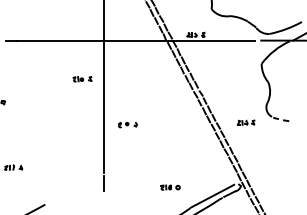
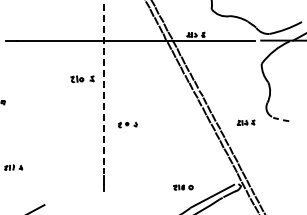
part size: 21x7 px -> 25x8 px (82, 78)
line: solid -> dashed (104, 84)
part position: (170, 187) -> (183, 187) (183, 187)
